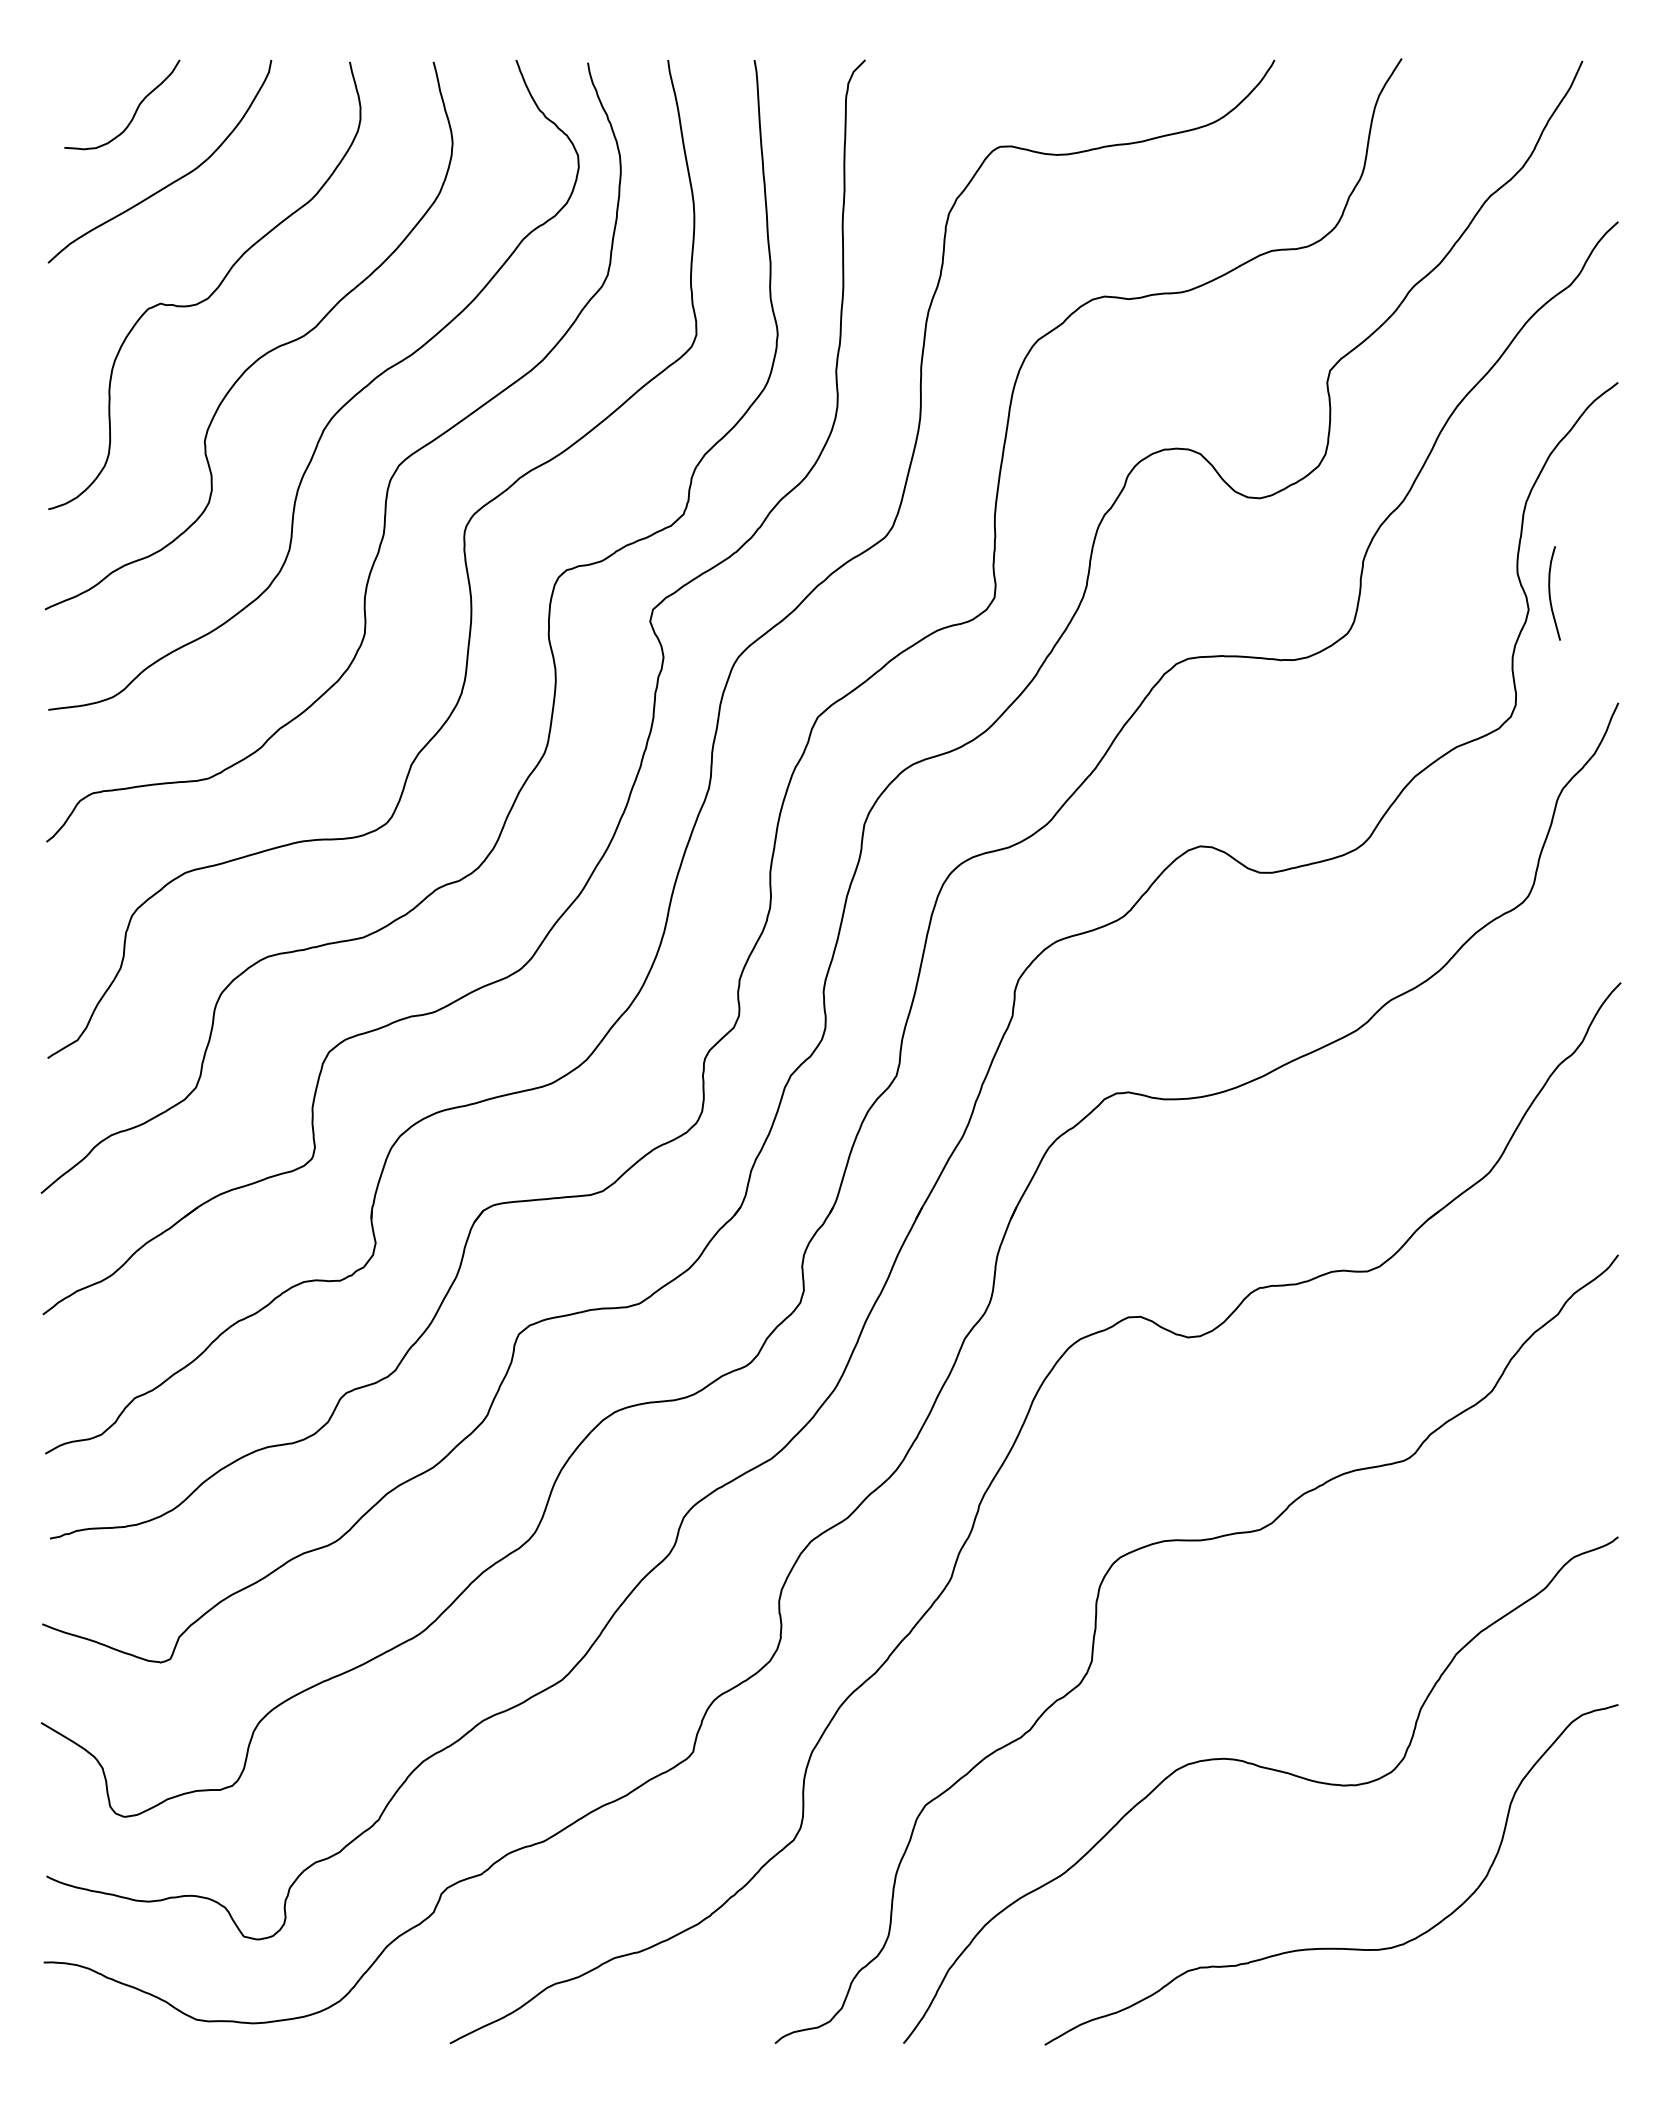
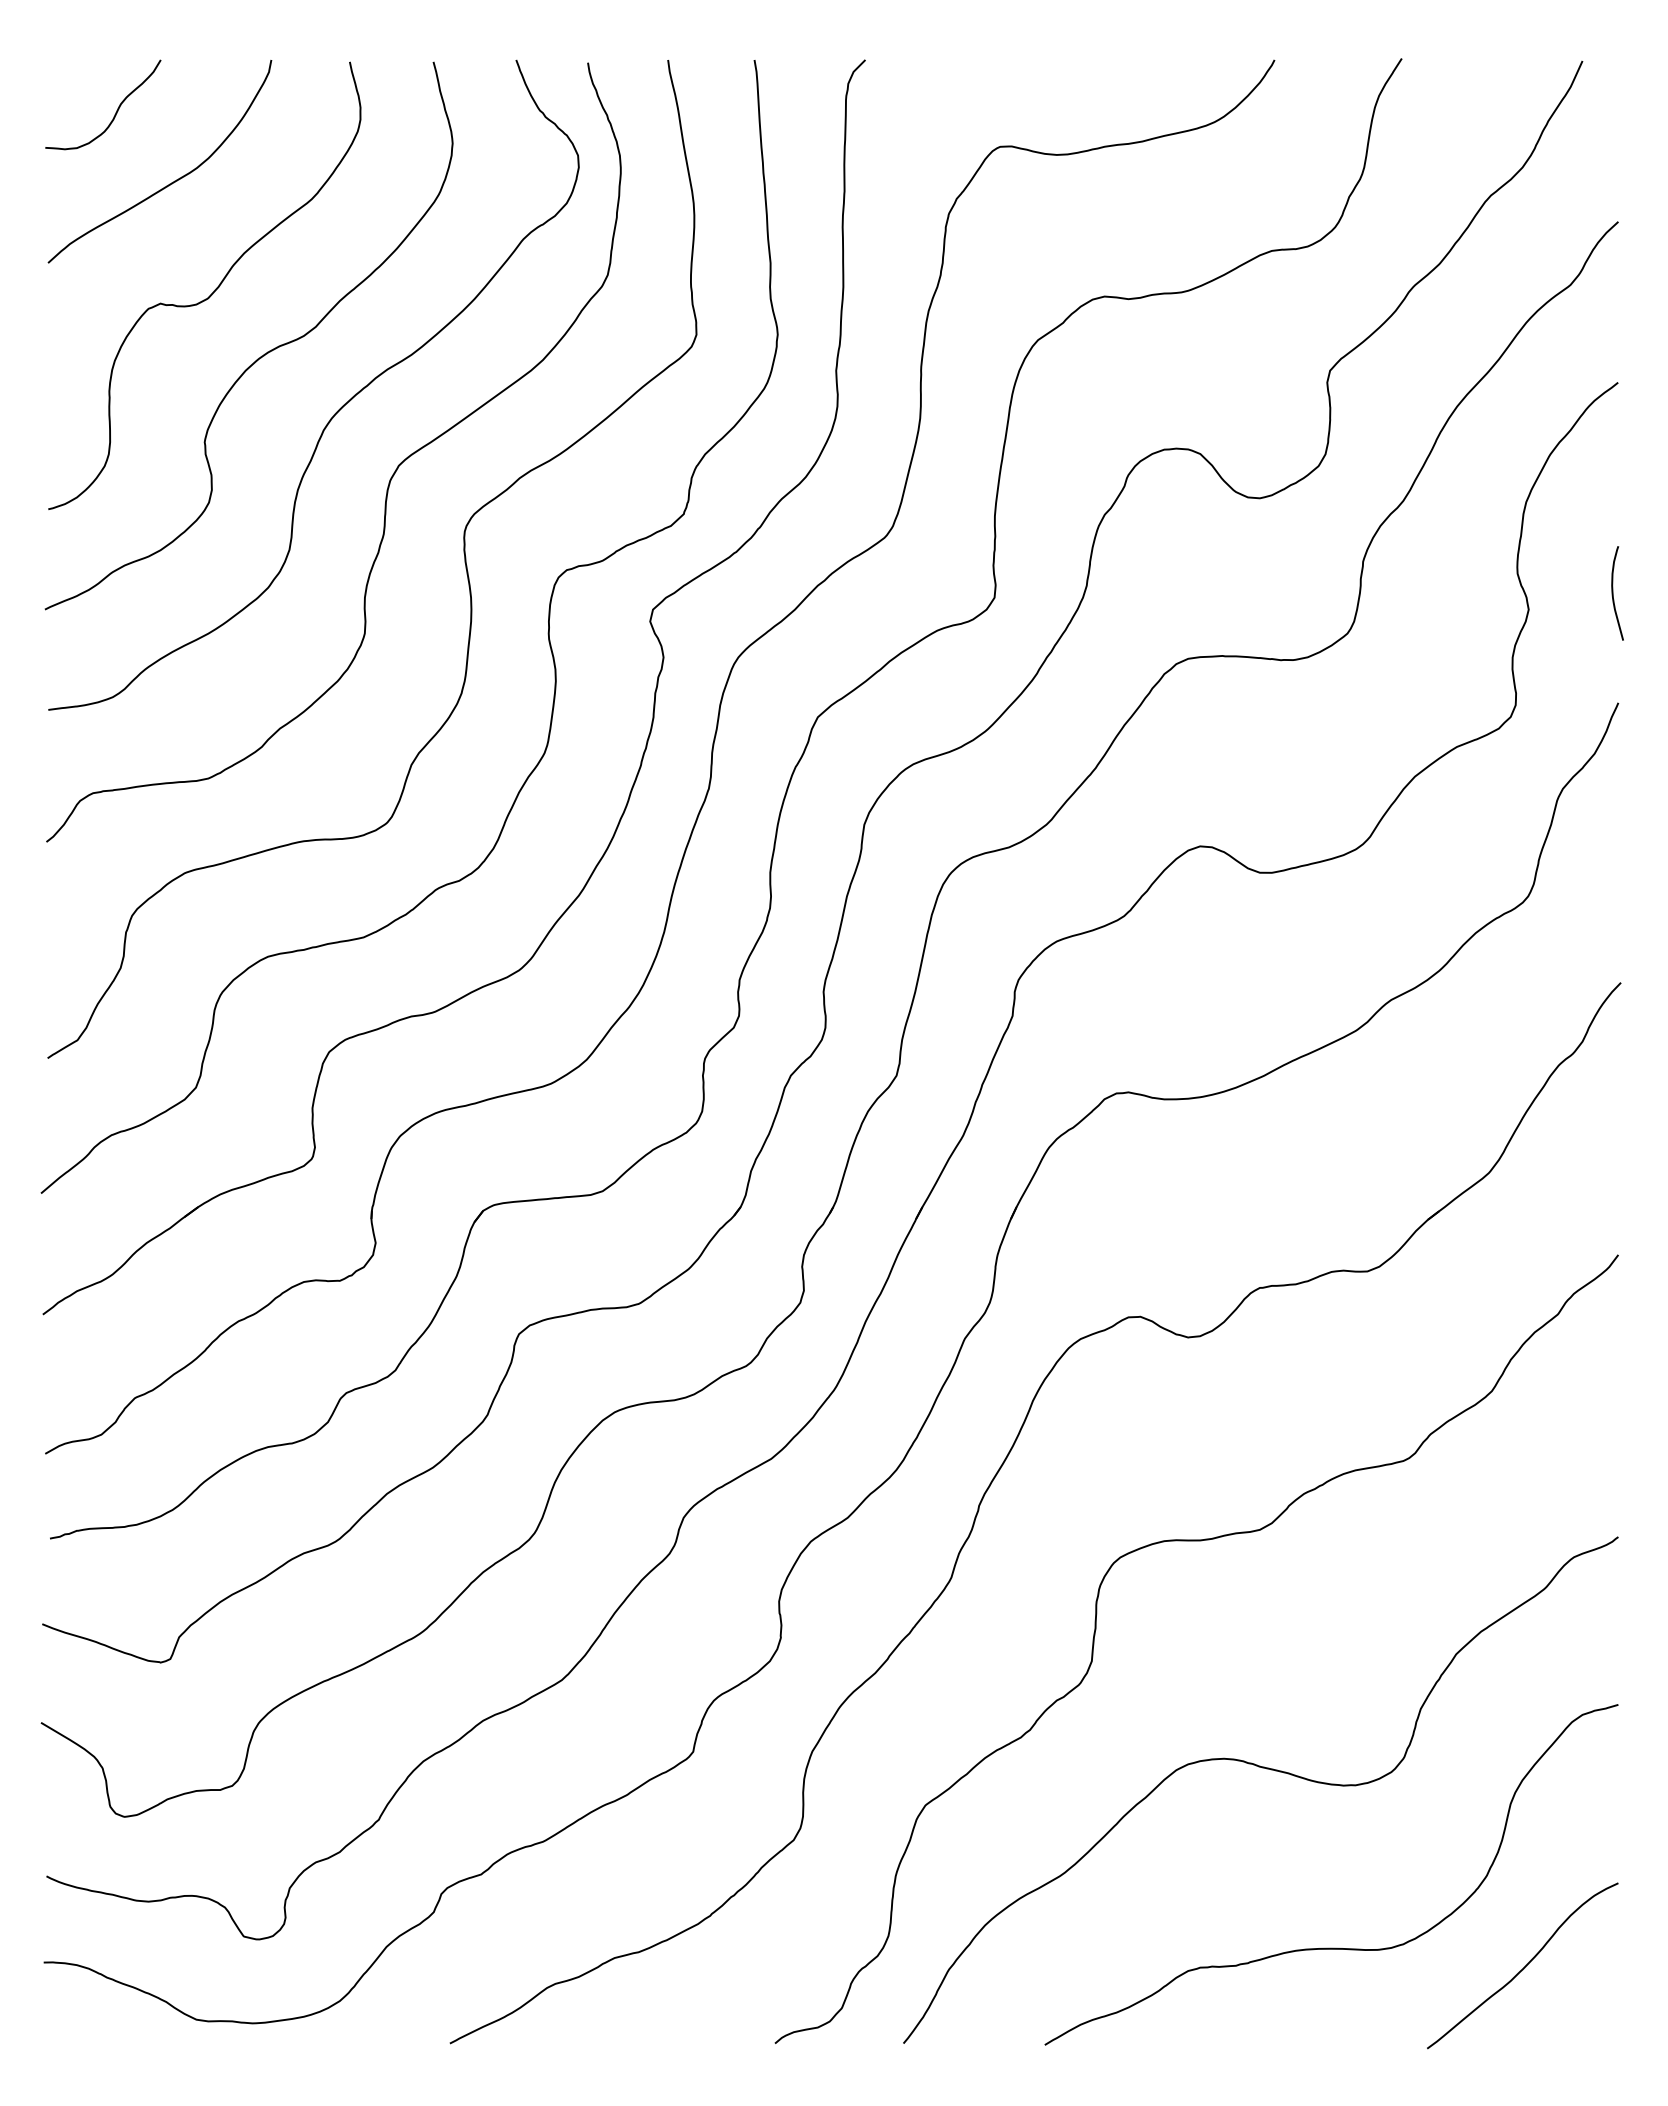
curve position: (135, 110) -> (116, 110) (116, 110)
curve position: (1550, 593) -> (1613, 593) (1613, 593)
curve: none -> present (1524, 1966)
